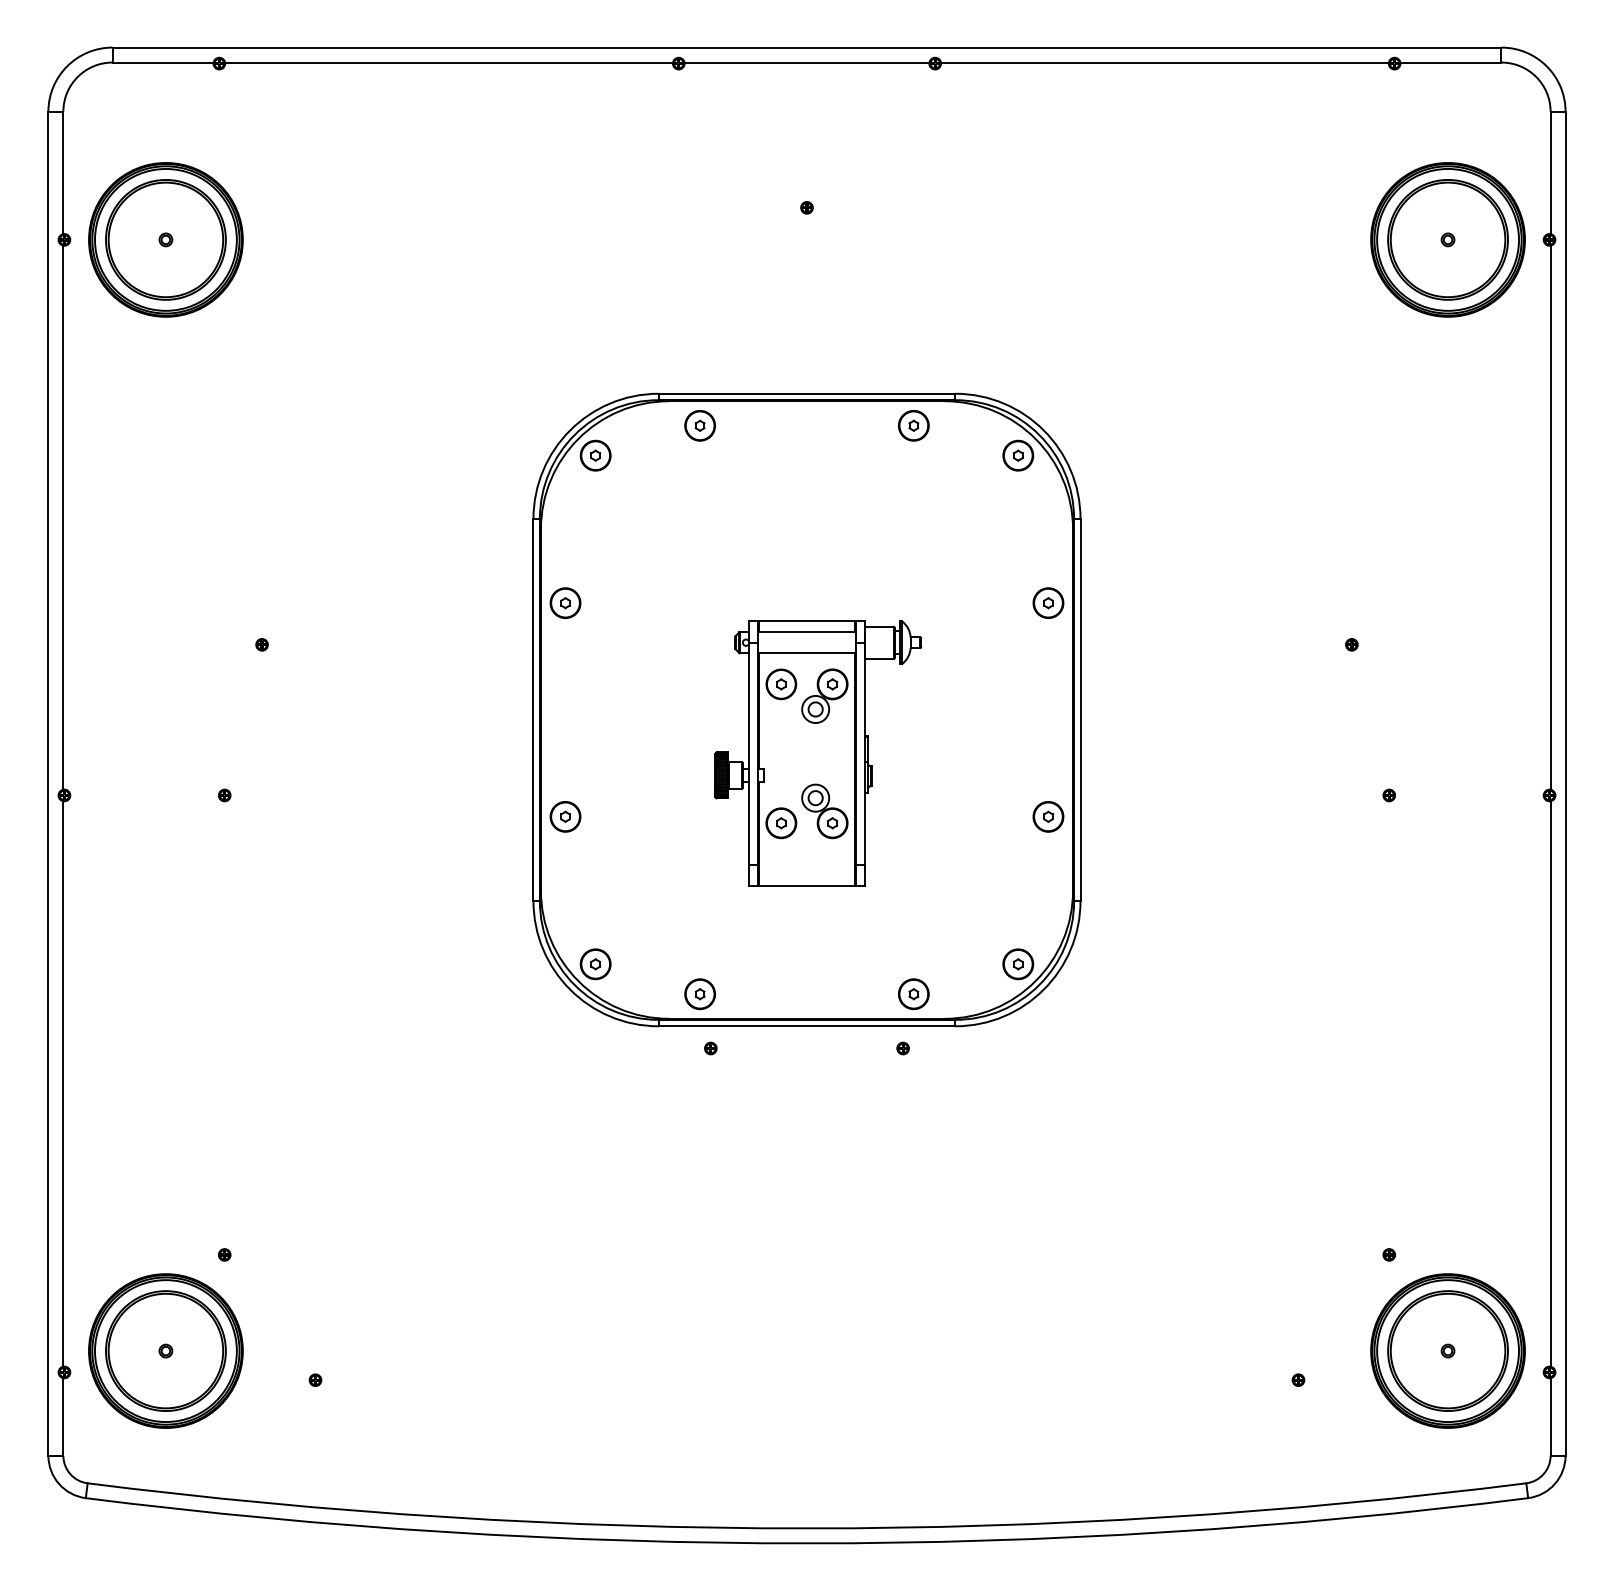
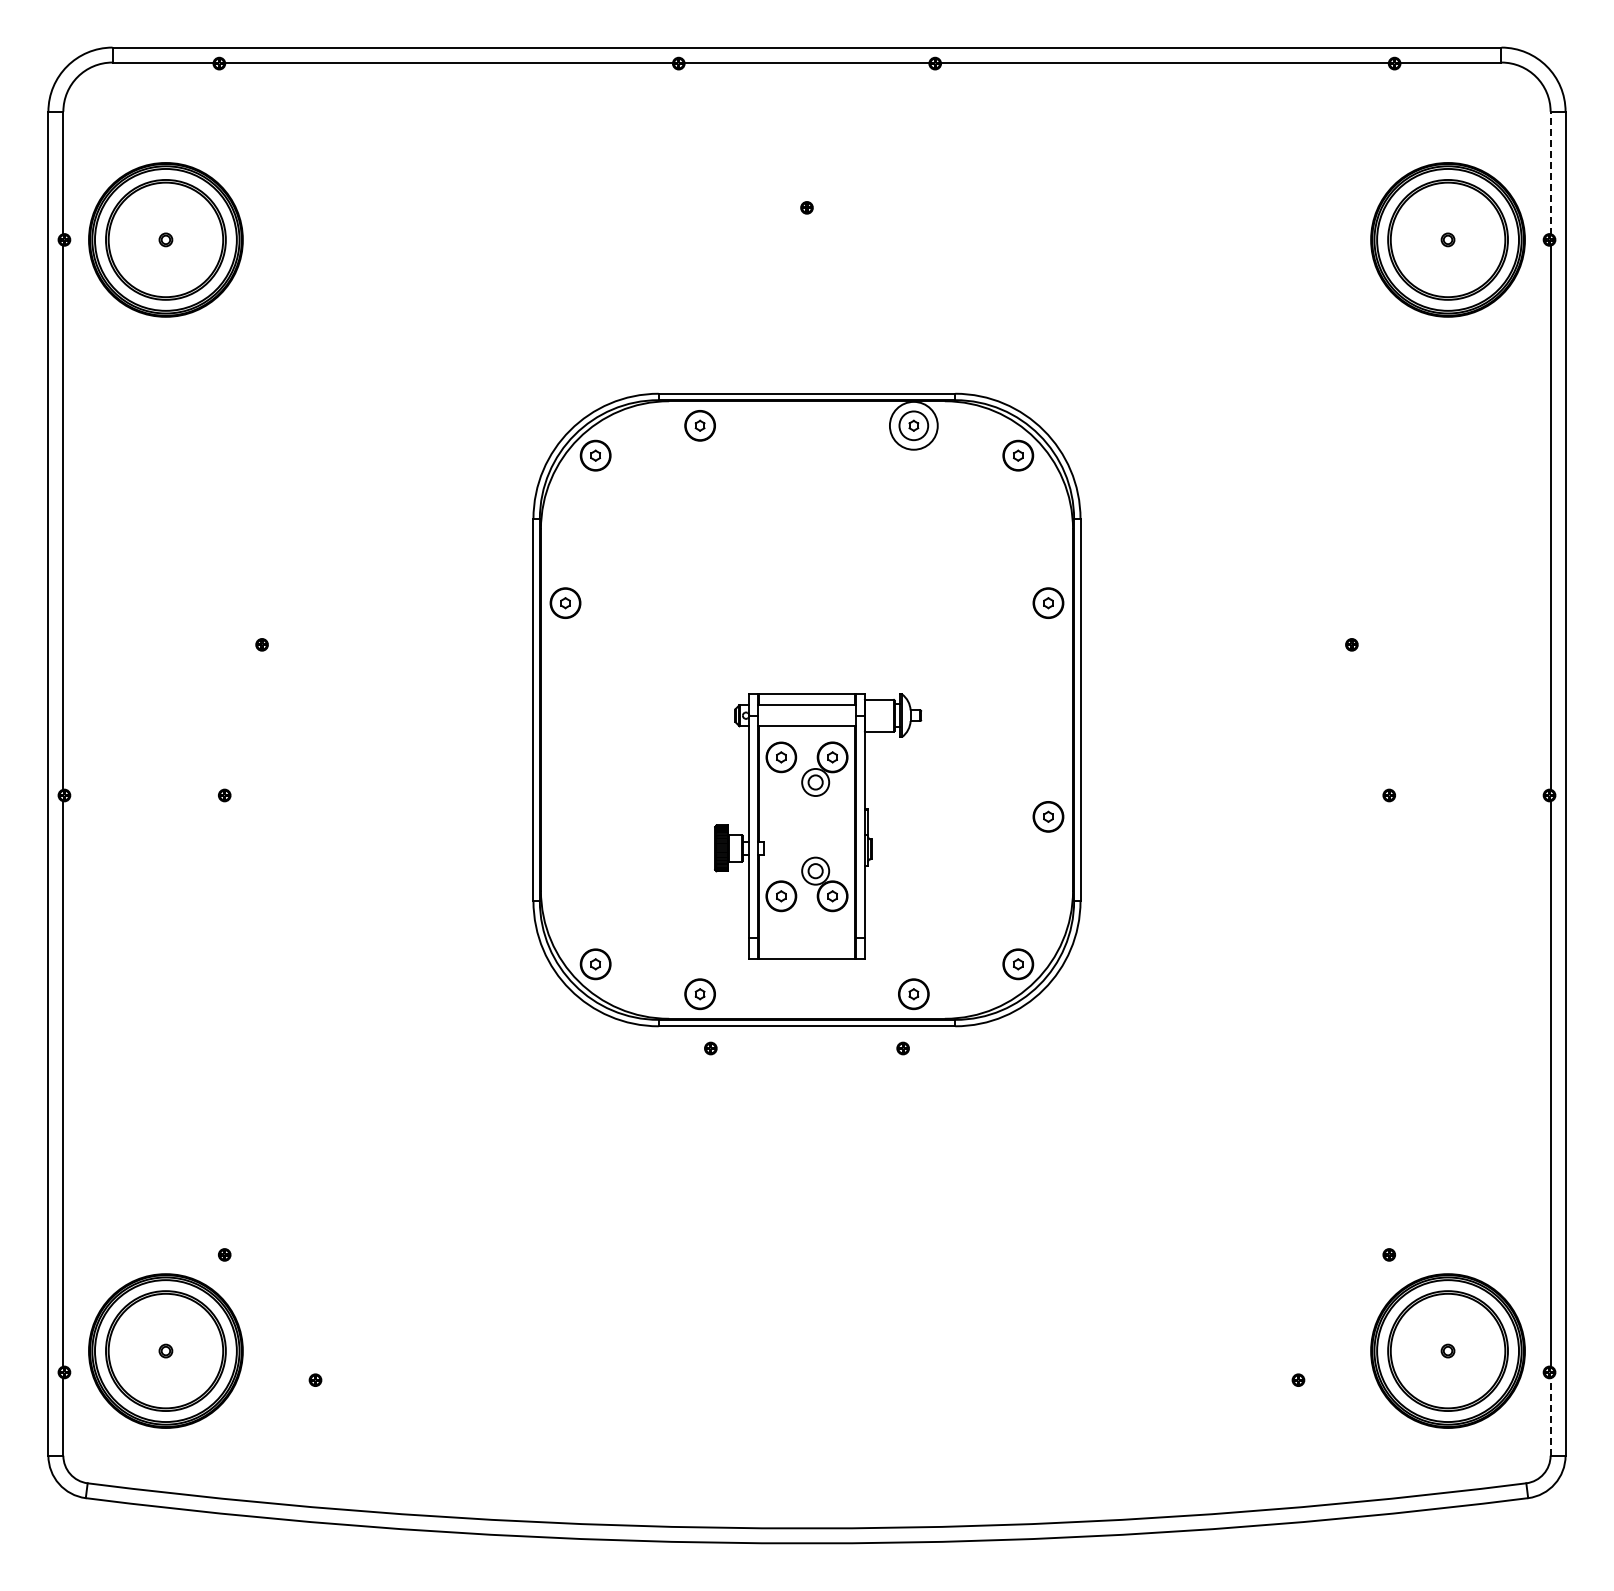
line: solid -> dashed (1550, 173)
circle diameter: 30 px -> 48 px (913, 425)
part position: (818, 753) -> (818, 826) (818, 826)
part: present -> none (565, 816)
line: solid -> dashed (1550, 1415)
